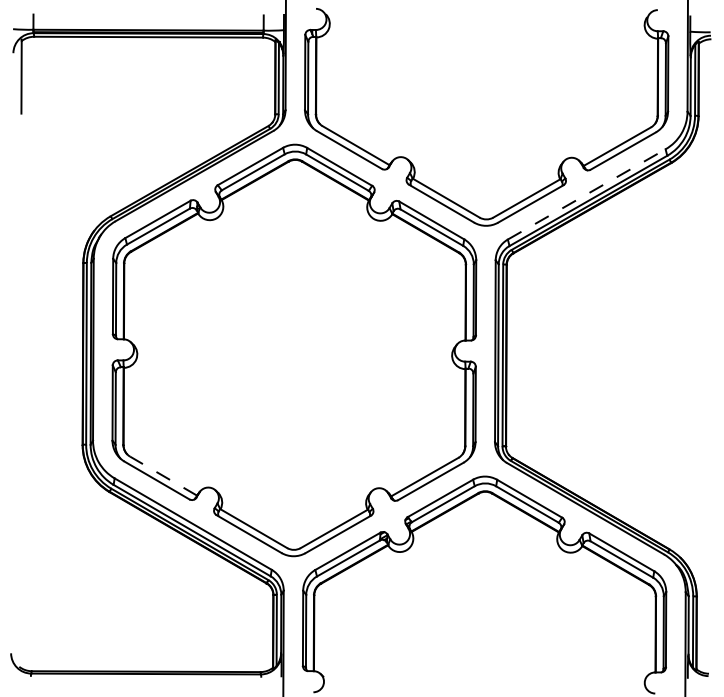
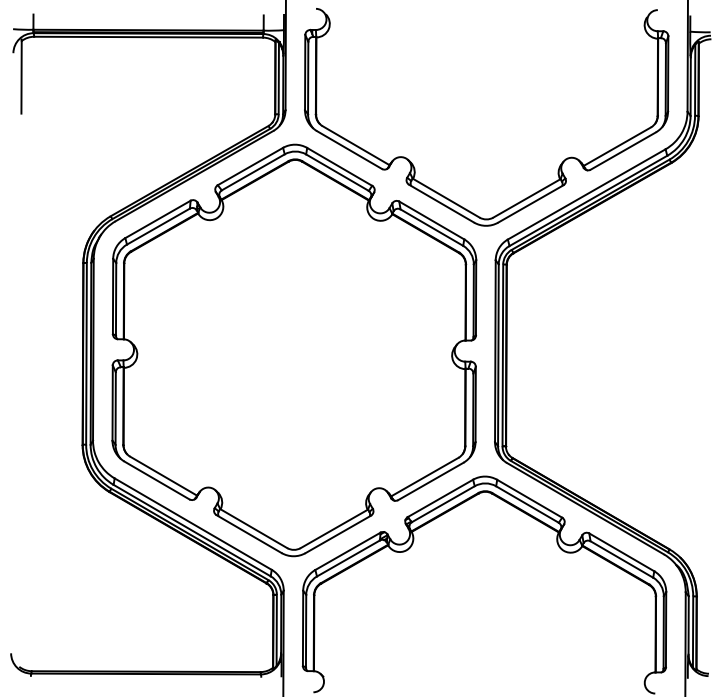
line: dashed -> solid (586, 194)
line: dashed -> solid (163, 476)
